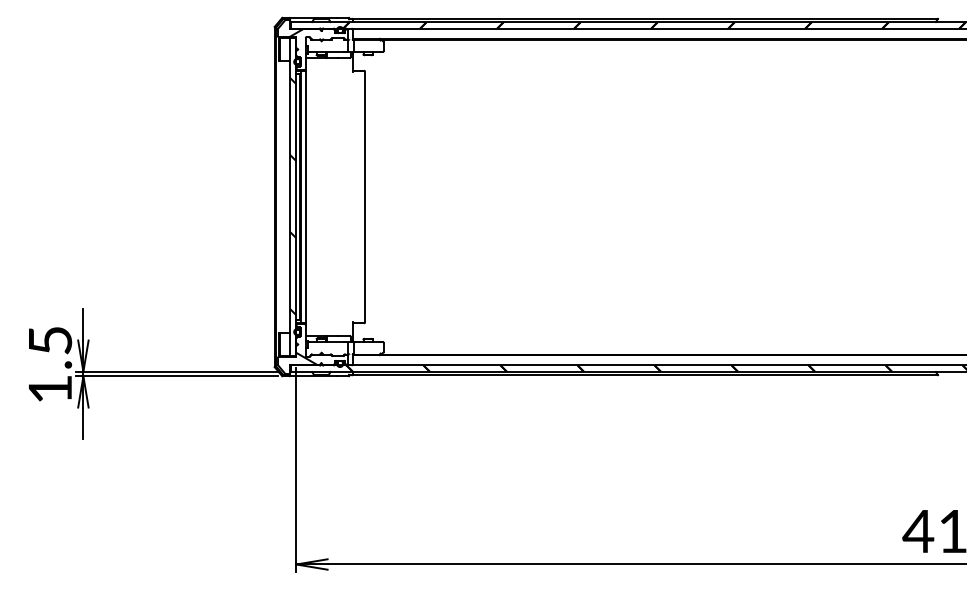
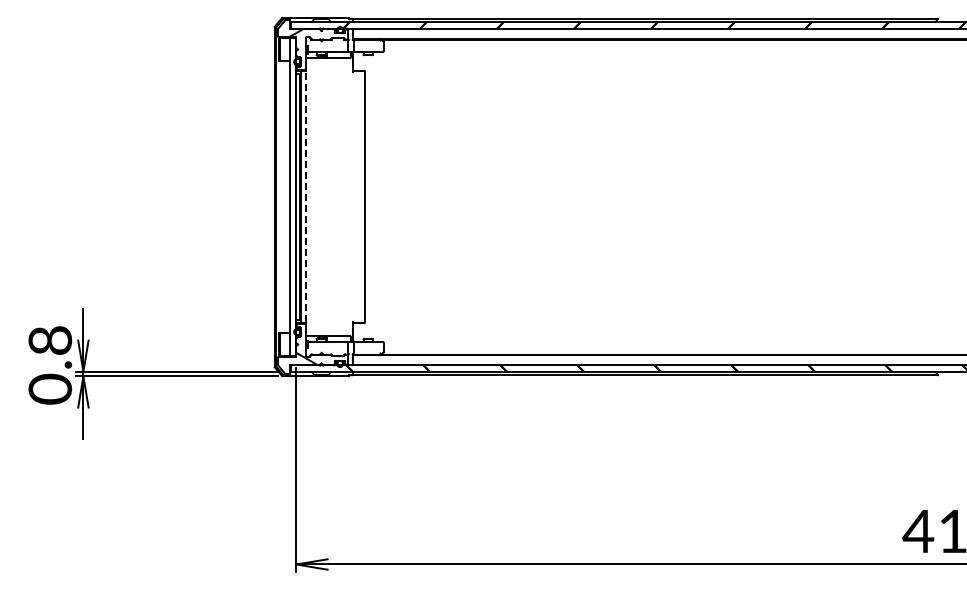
hatch: present -> none (293, 196)
line: solid -> dashed (305, 196)
text: 1.5 -> 0.8 (50, 365)
